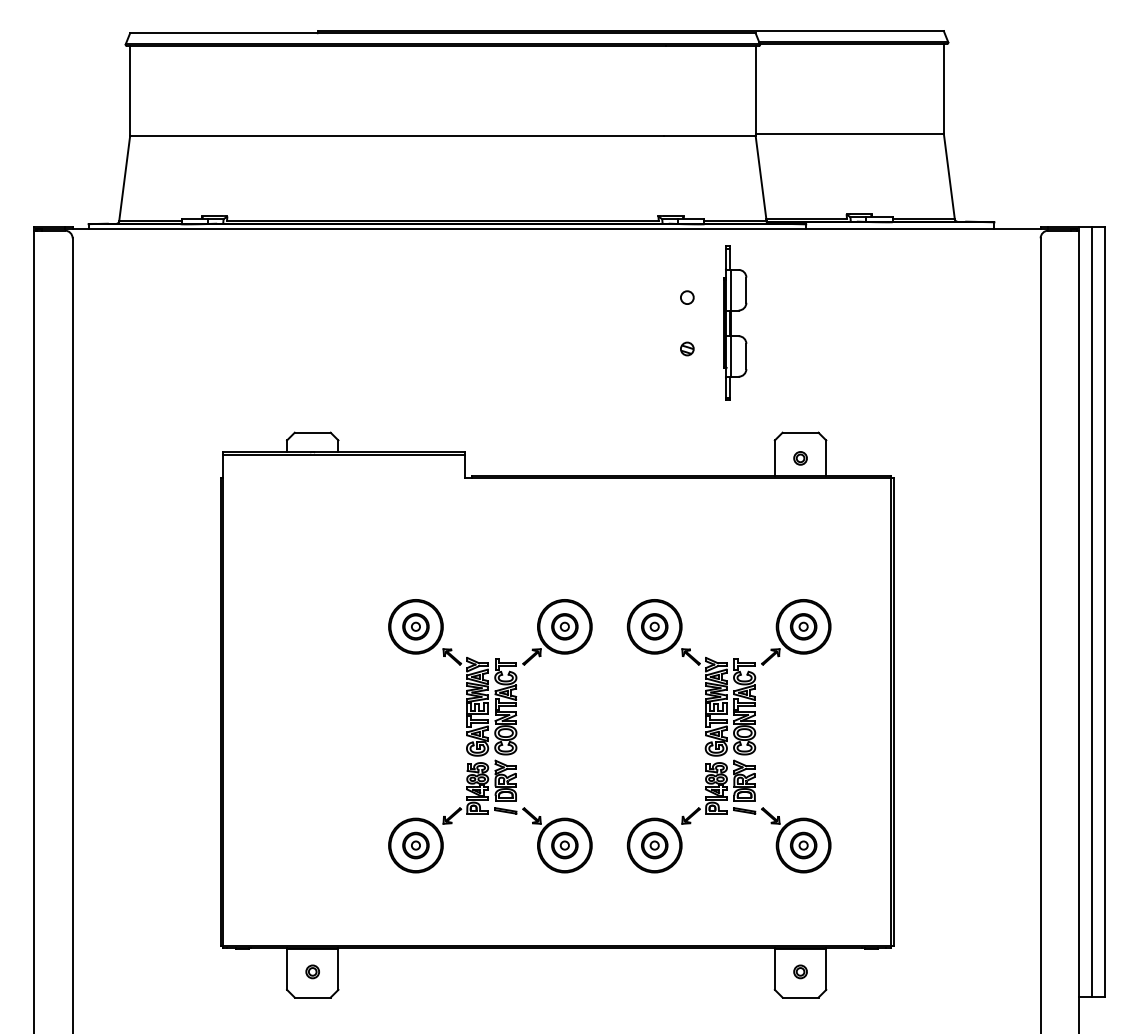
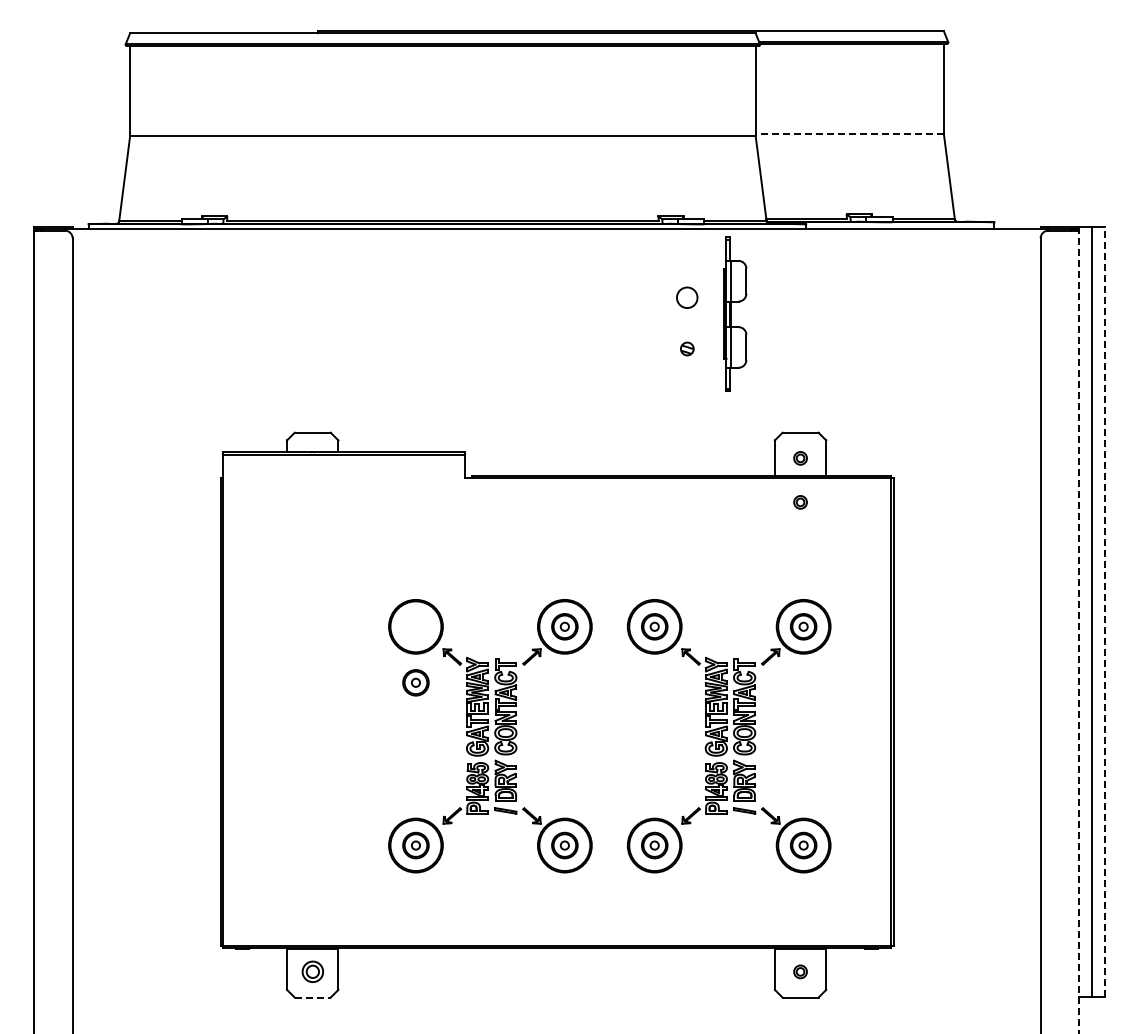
line: solid -> dashed (849, 133)
circle size: 15x15 px -> 23x23 px (687, 297)
part position: (735, 322) -> (735, 313) (735, 313)
part: none -> present (800, 502)
line: solid -> dashed (1104, 611)
part position: (415, 626) -> (415, 682) (415, 682)
line: solid -> dashed (1079, 631)
part size: 15x16 px -> 23x23 px (312, 971)
line: solid -> dashed (312, 997)
